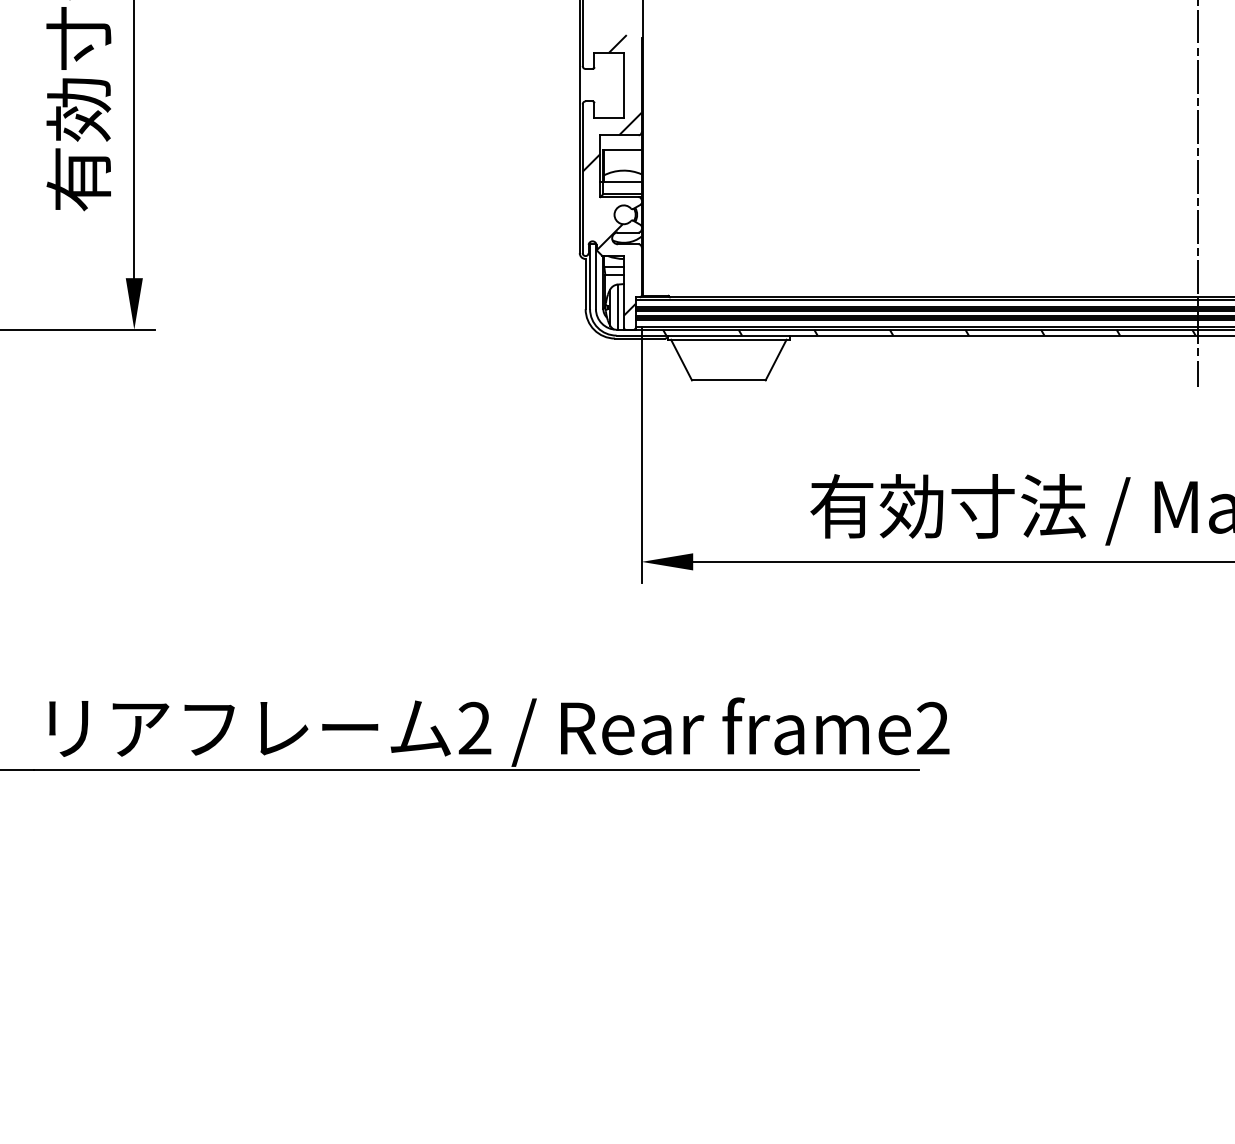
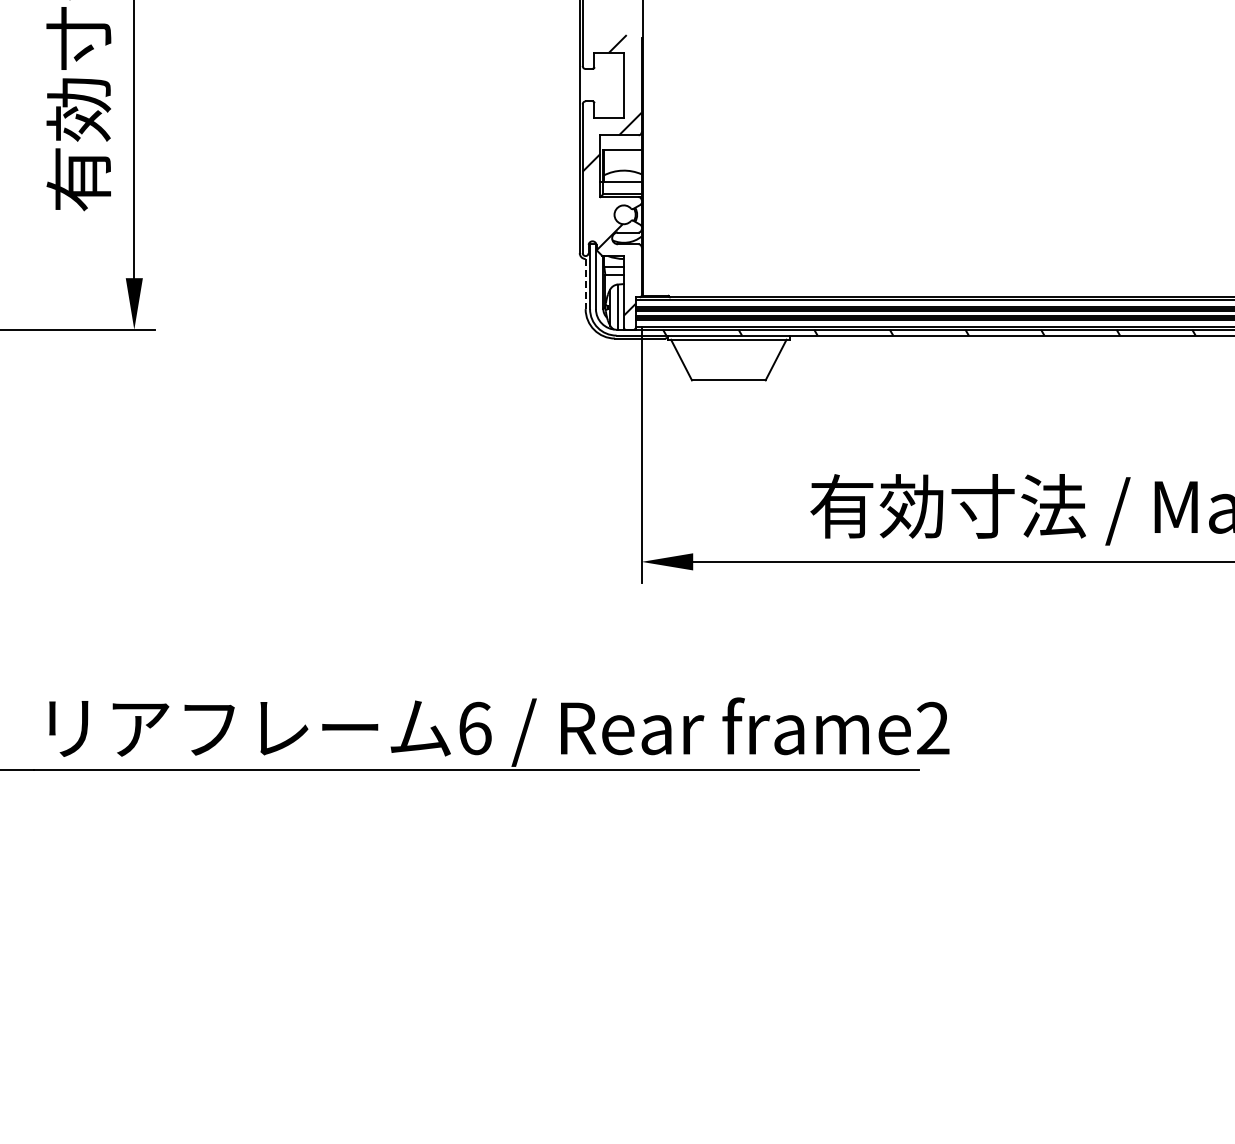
line: present -> none (1198, 194)
line: solid -> dashed (585, 284)
text: 2 -> 6 (474, 728)
